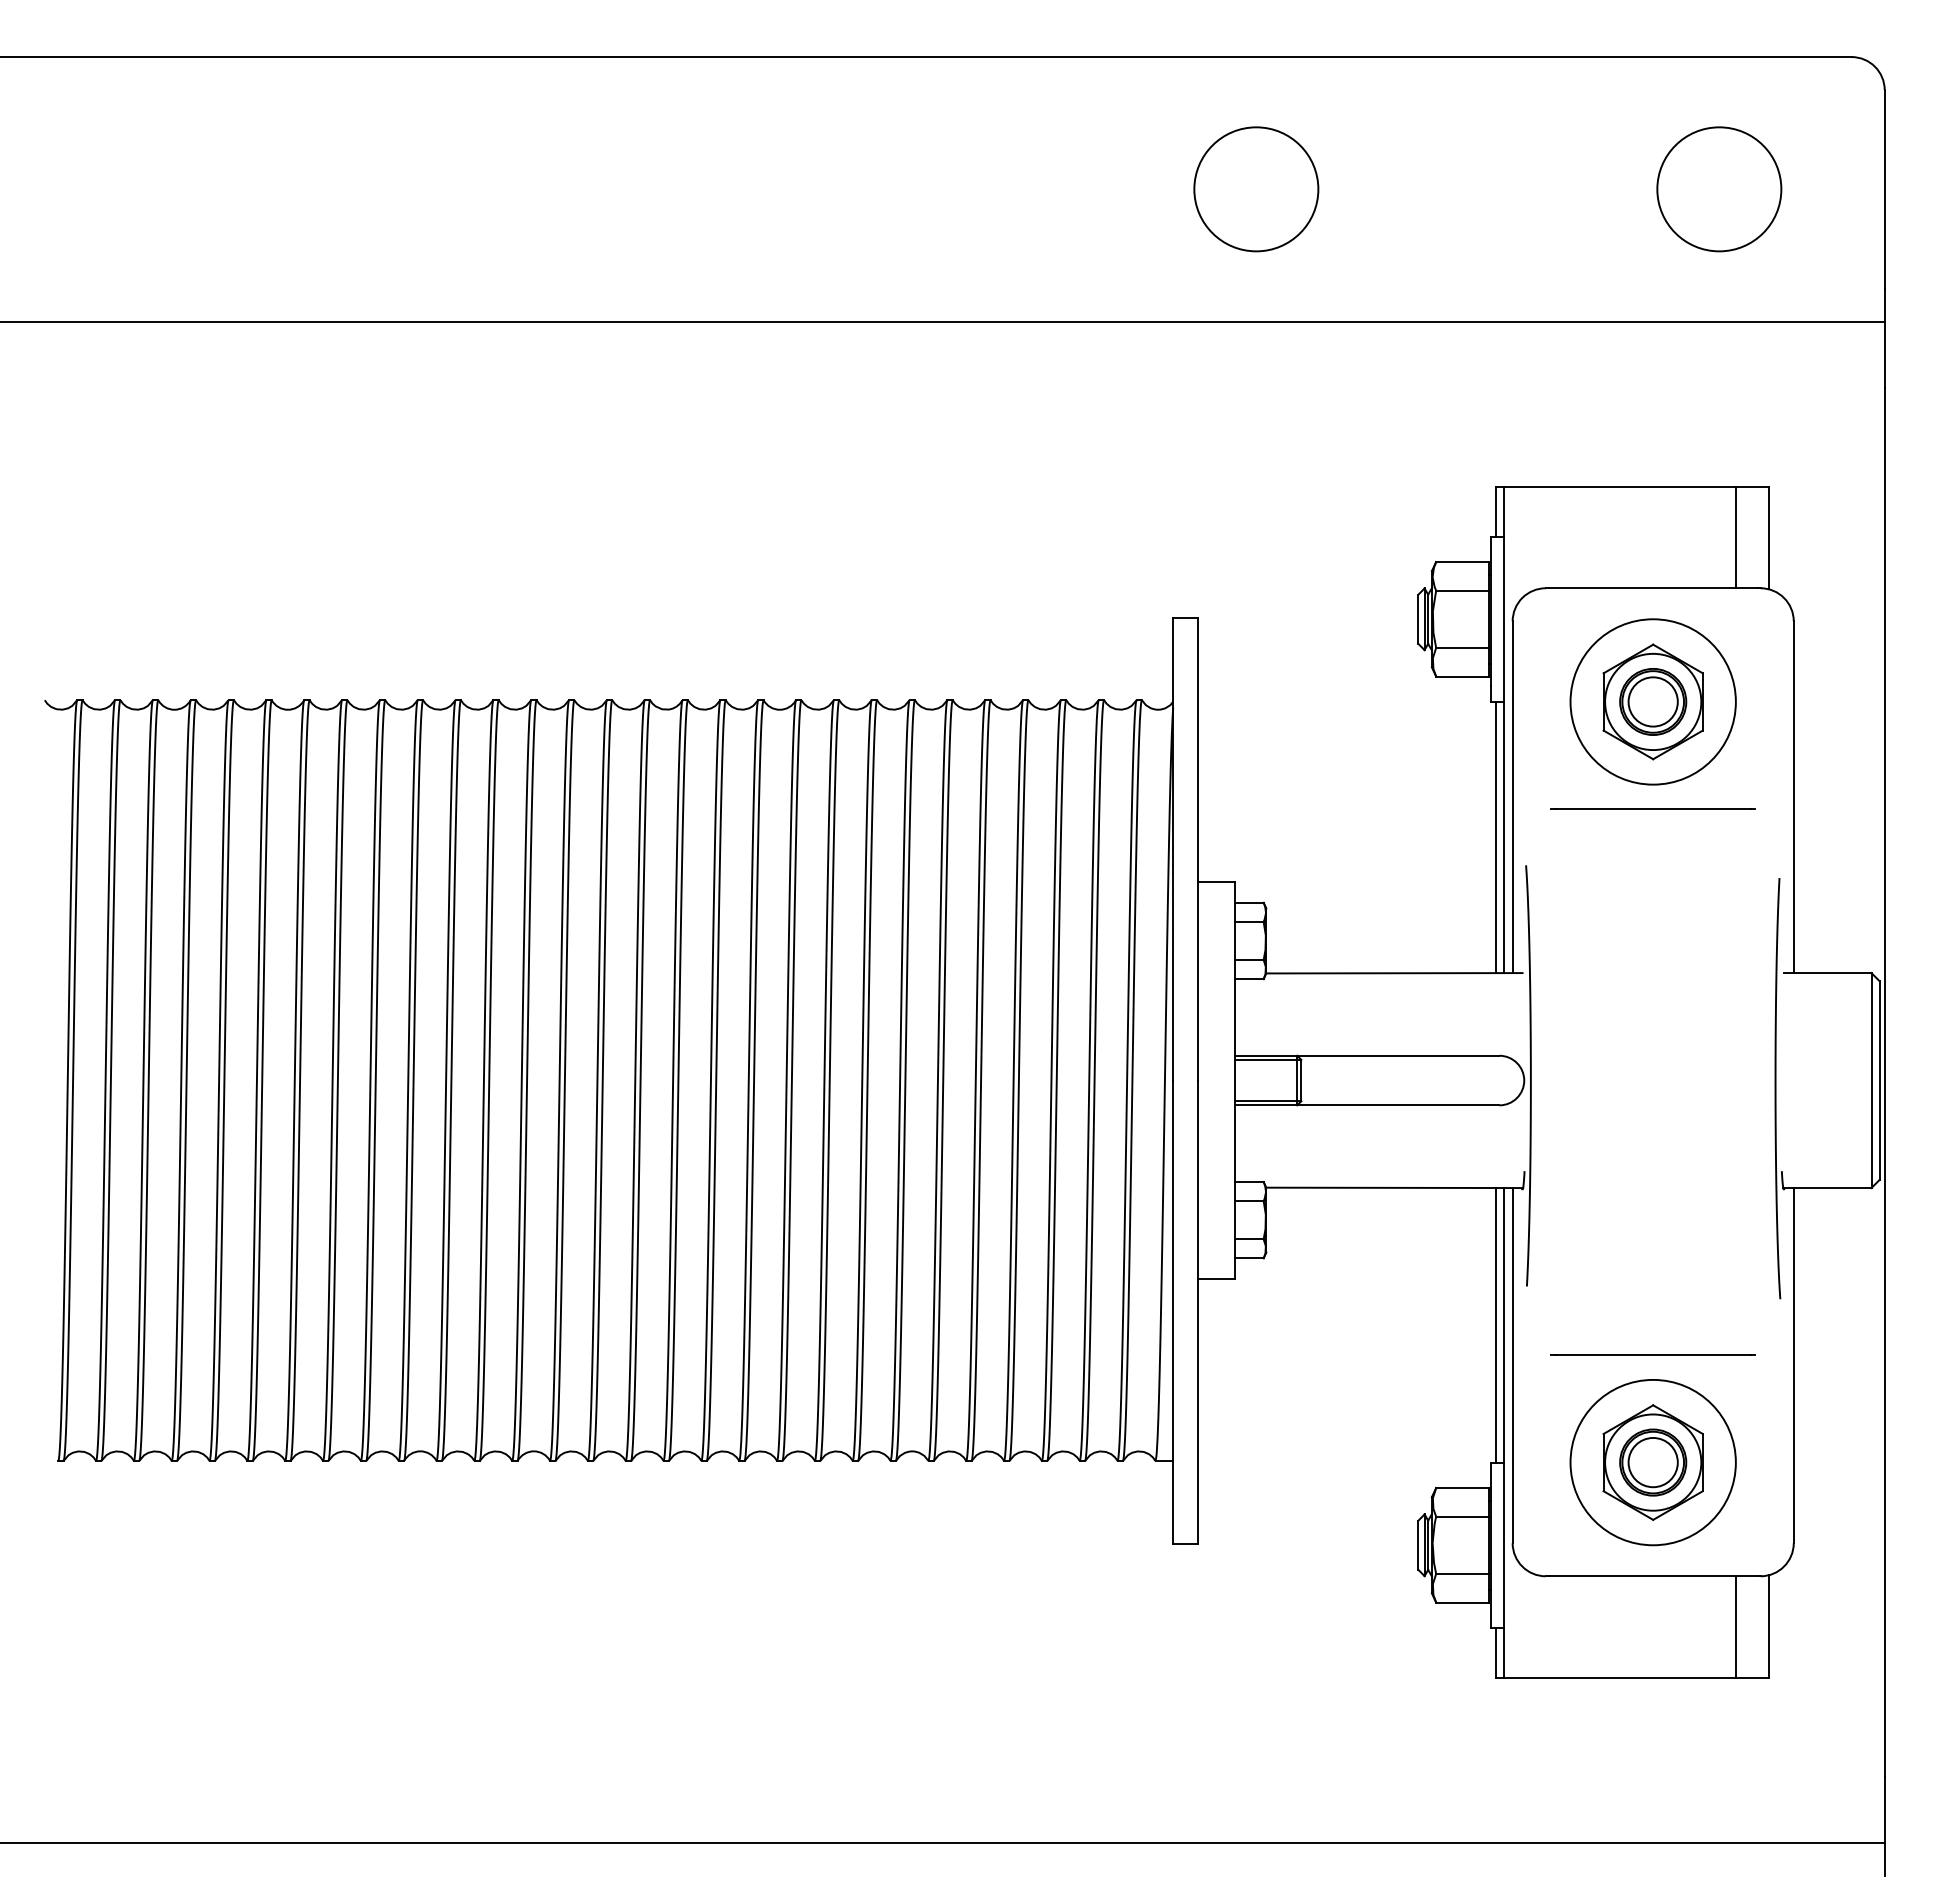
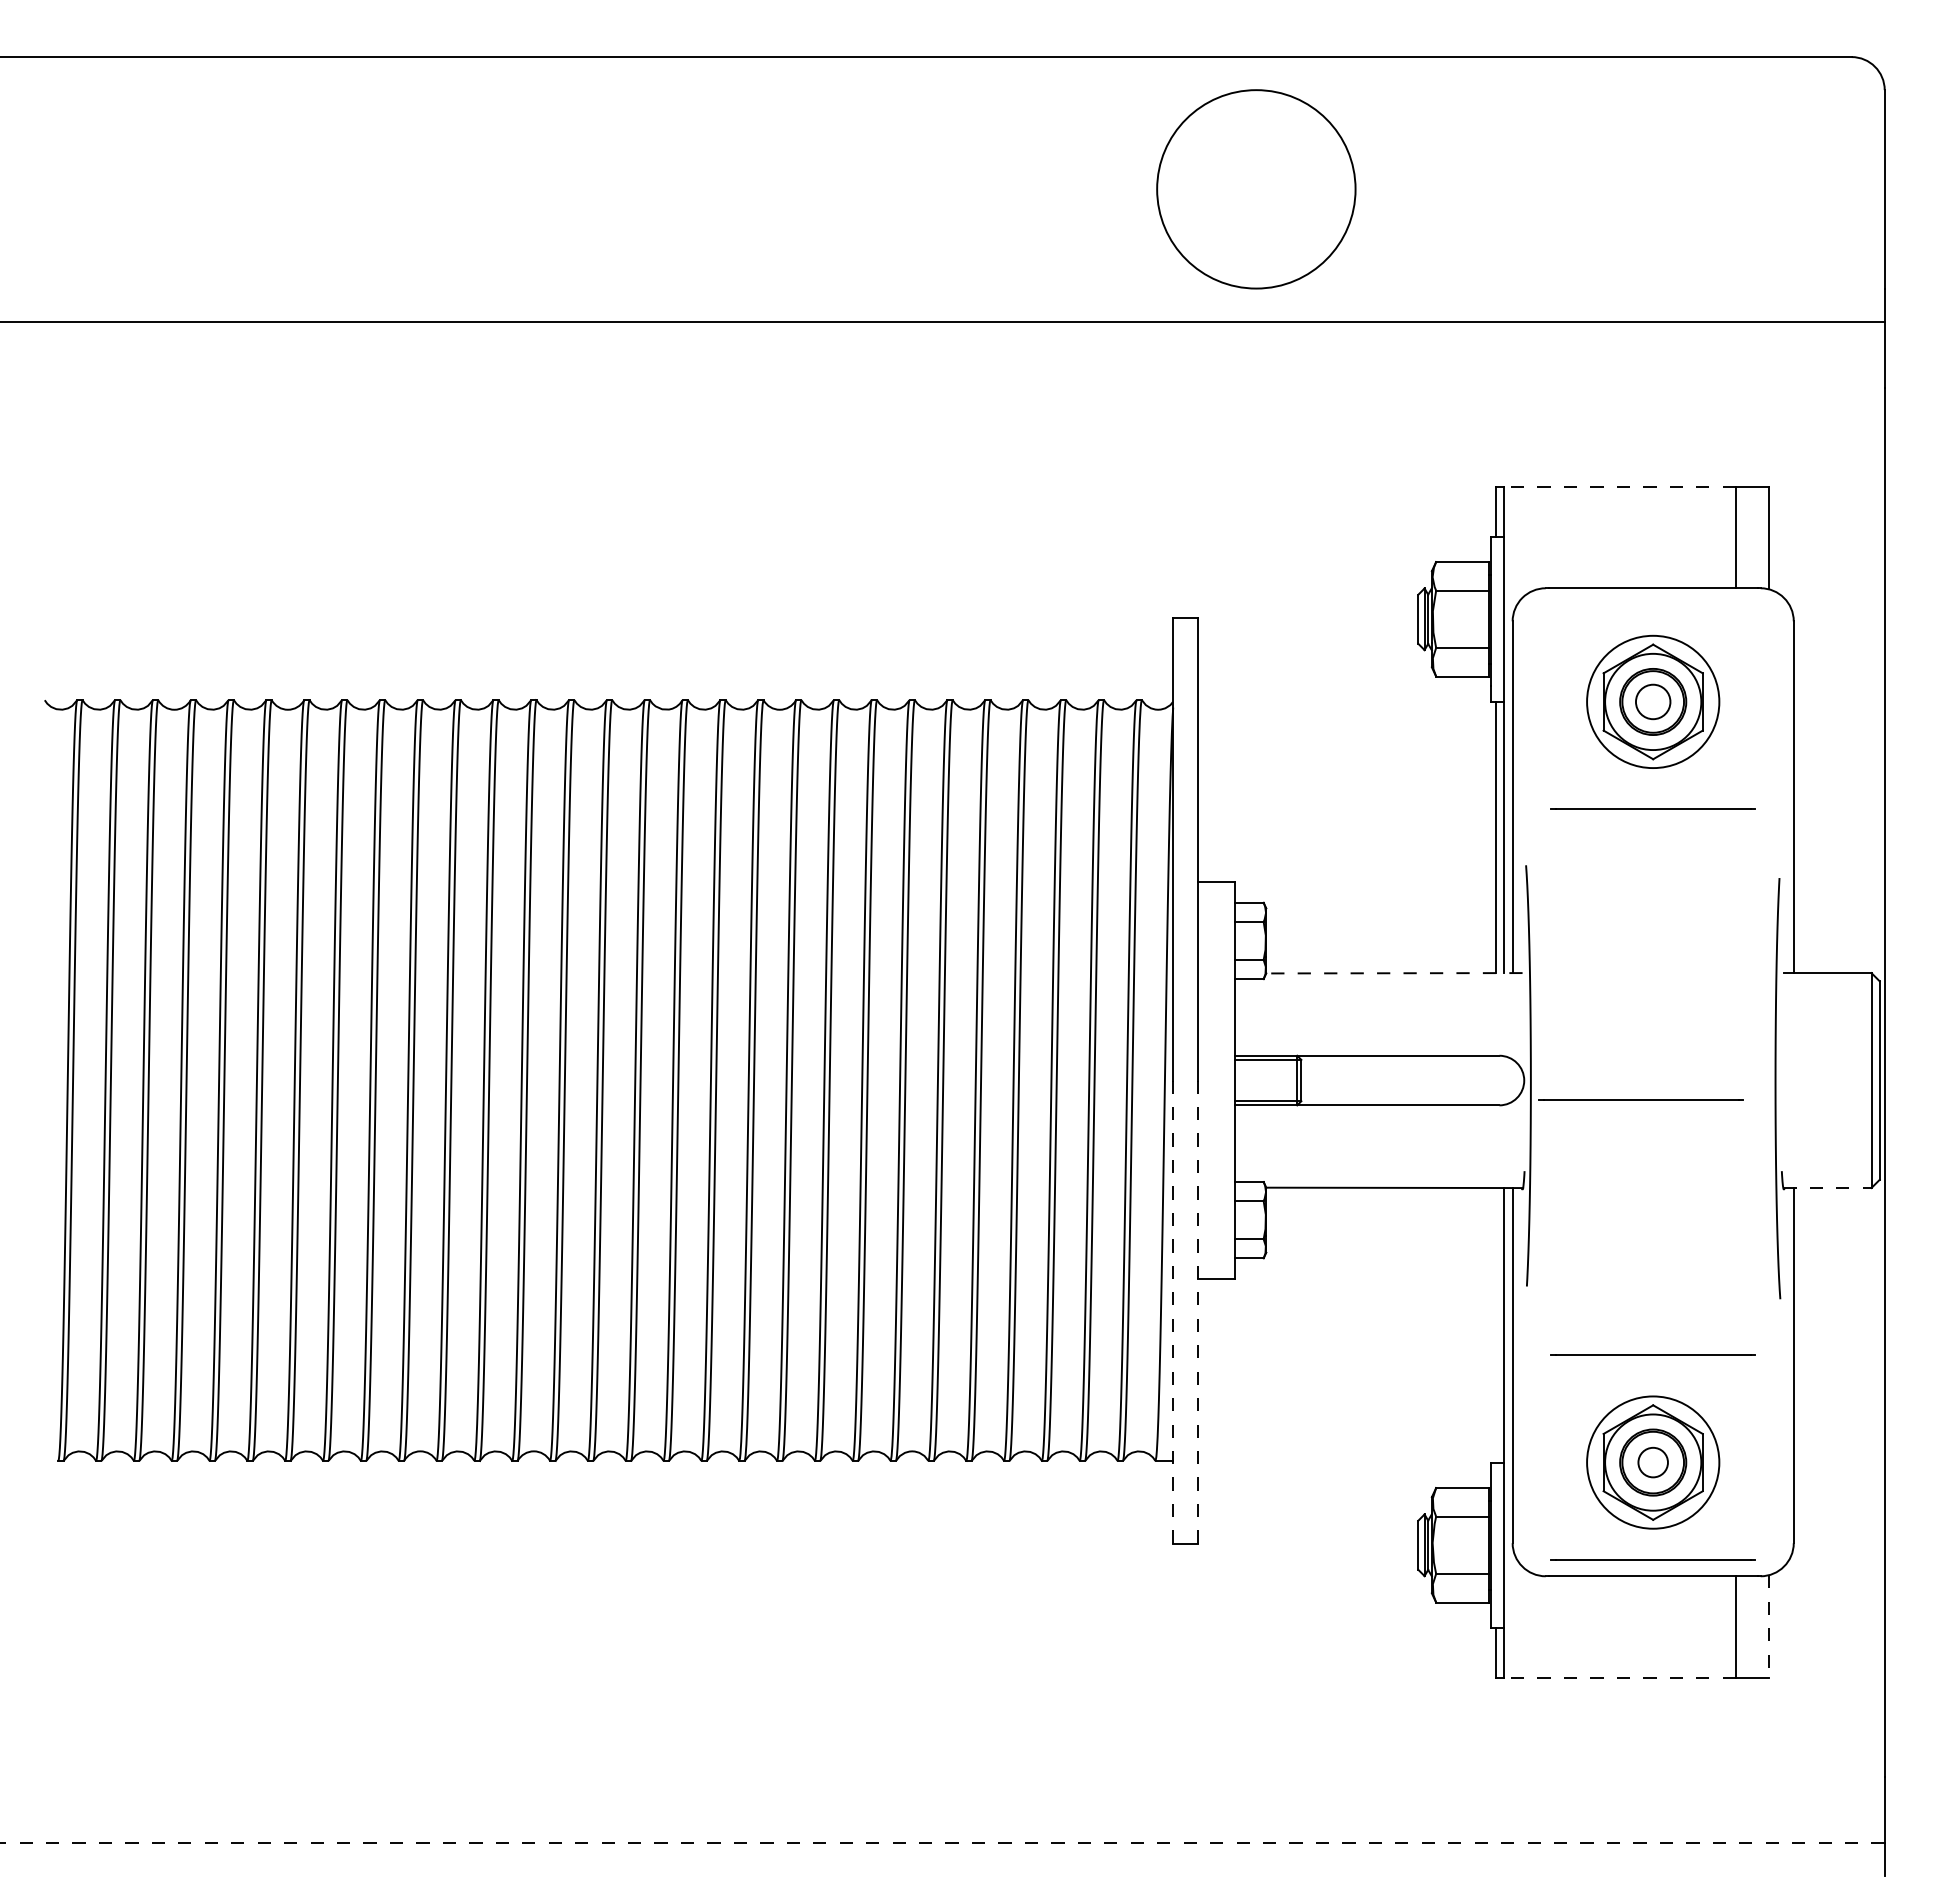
circle diameter: 124 px -> 198 px (1256, 189)
circle: present -> none (1719, 189)
line: solid -> dashed (1620, 487)
circle diameter: 165 px -> 132 px (1653, 701)
circle diameter: 49 px -> 34 px (1652, 701)
line: solid -> dashed (1393, 973)
line: none -> present (1640, 1099)
line: solid -> dashed (1827, 1188)
line: solid -> dashed (1173, 1311)
line: solid -> dashed (1198, 1311)
line: present -> none (1496, 1325)
circle diameter: 165 px -> 132 px (1653, 1462)
circle diameter: 49 px -> 30 px (1652, 1462)
line: none -> present (1652, 1559)
line: solid -> dashed (1768, 1626)
line: solid -> dashed (1620, 1677)
line: solid -> dashed (942, 1842)
